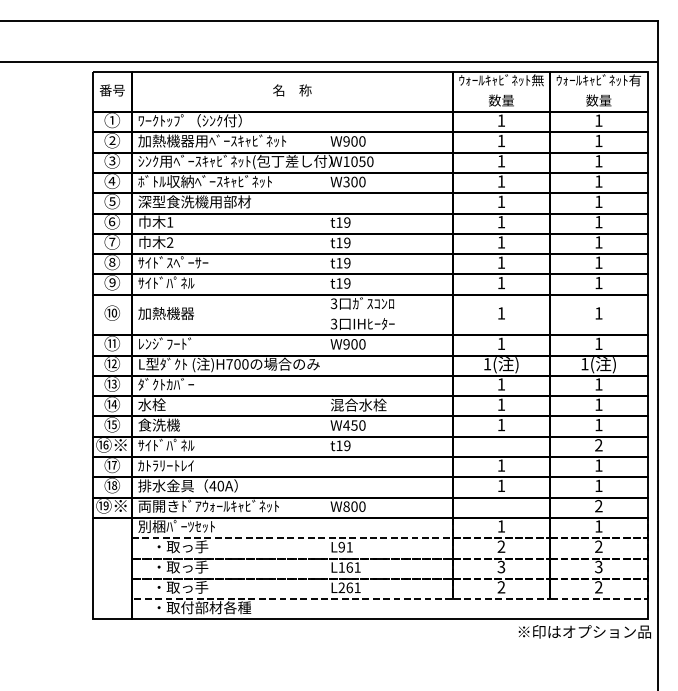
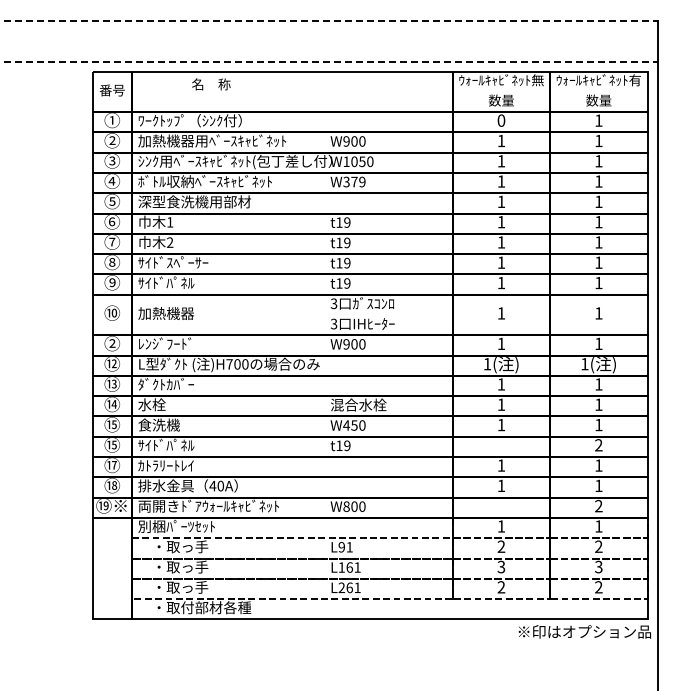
line: solid -> dashed (329, 20)
line: solid -> dashed (329, 62)
text position: (292, 90) -> (211, 84) (211, 84)
text: 1 -> 0 (501, 120)
text: W300 -> W379 (358, 181)
text: ⑪ -> ② (111, 343)
text: ⑯※ -> ⑮ (111, 445)
